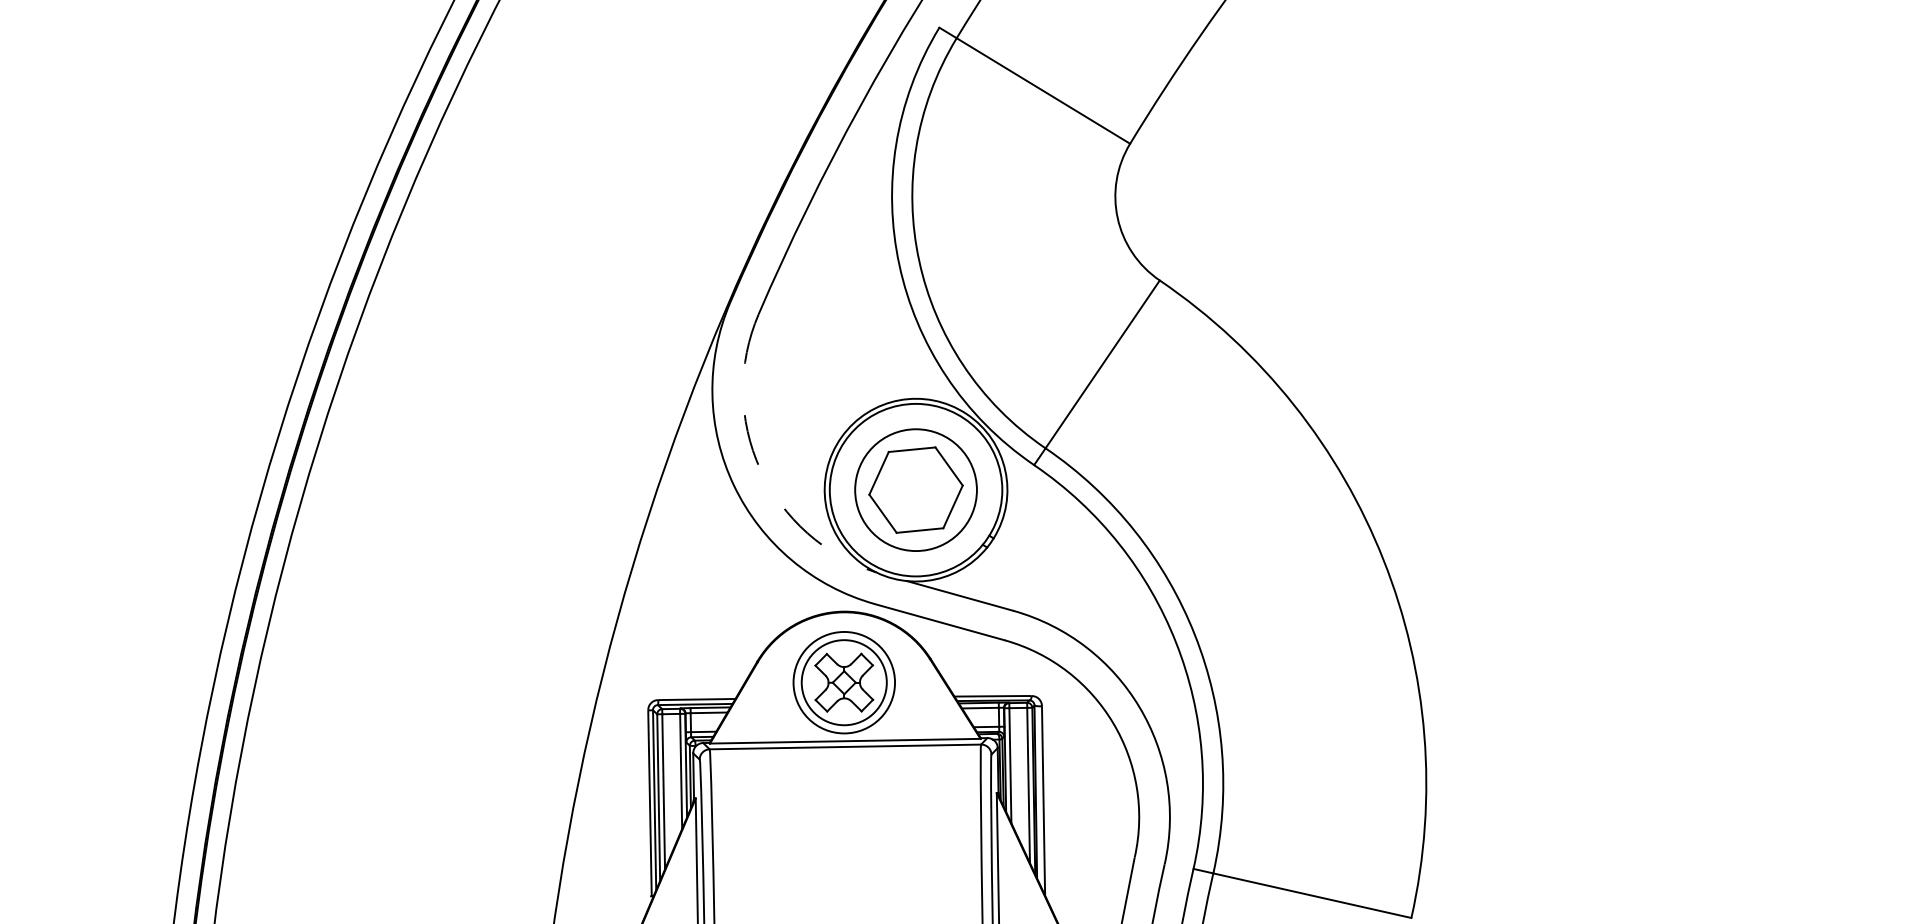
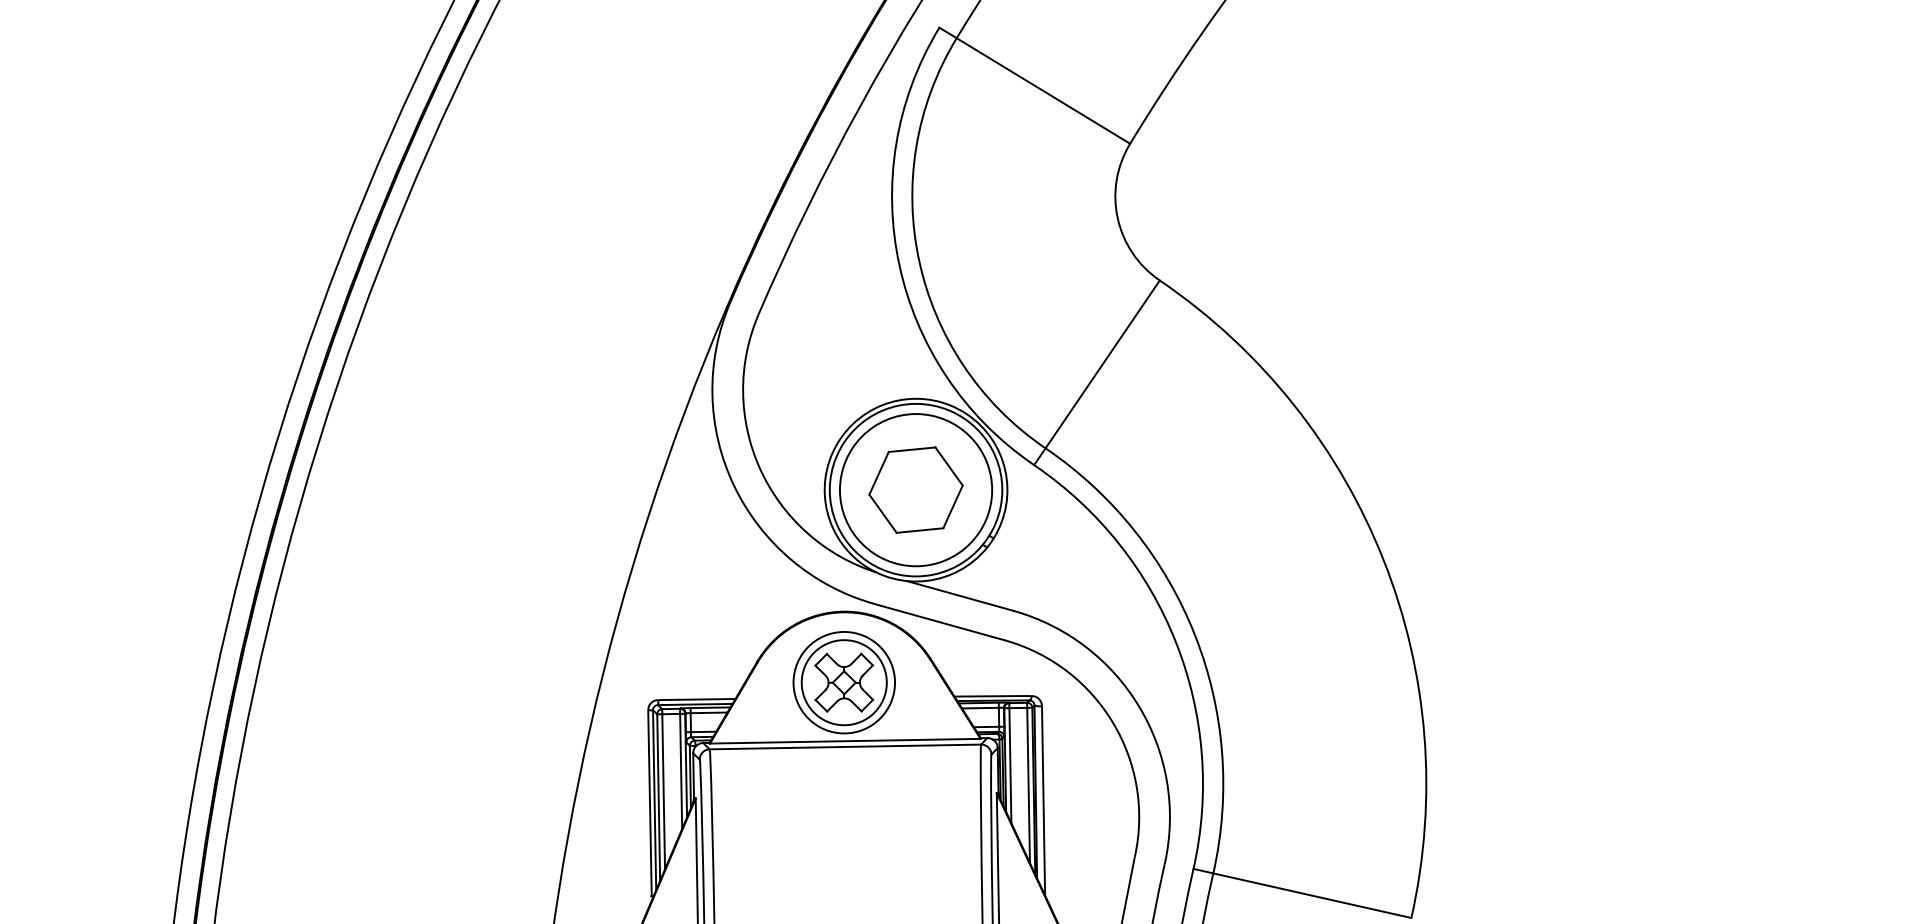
arc: dashed -> solid (760, 469)
circle diameter: 122 px -> 152 px (915, 490)
